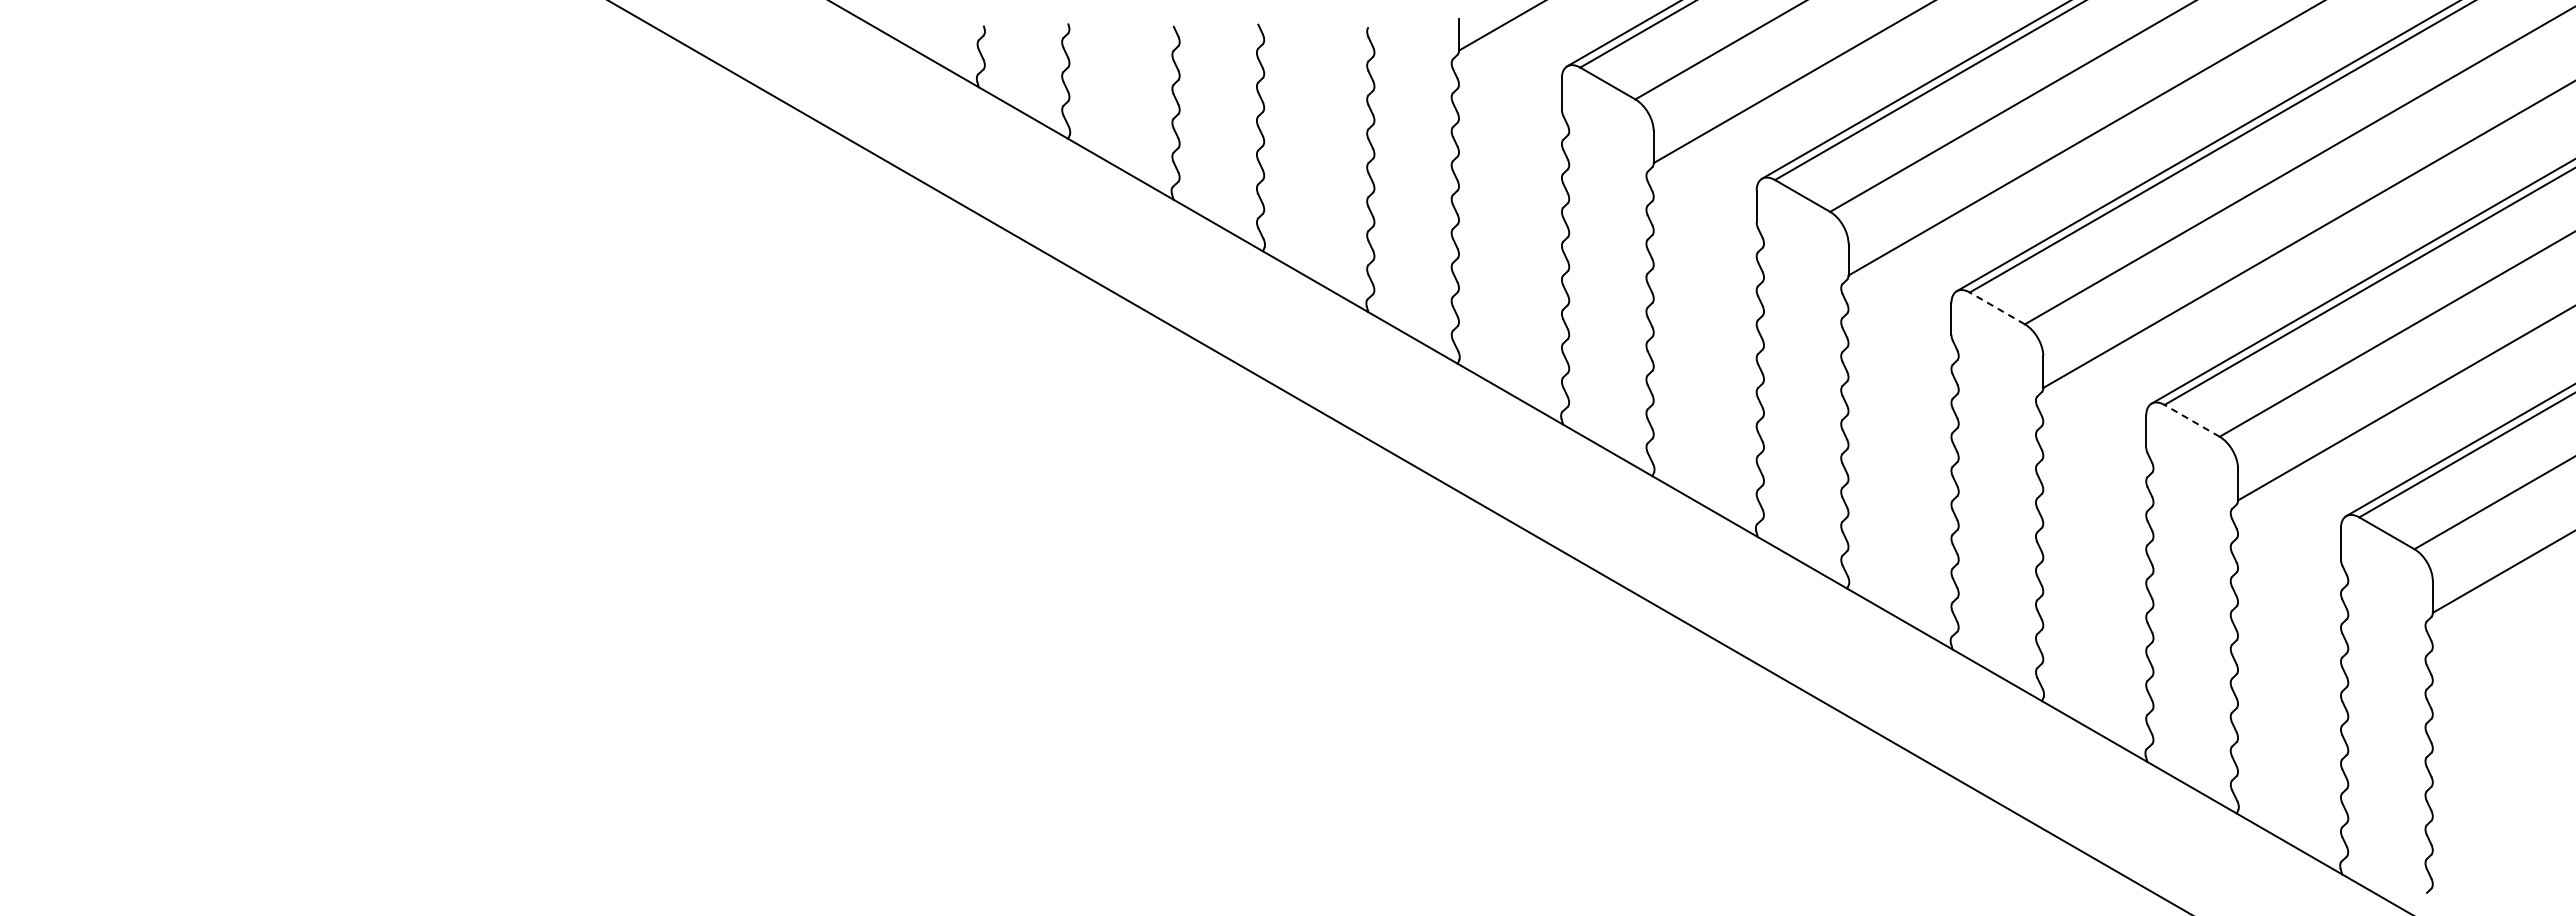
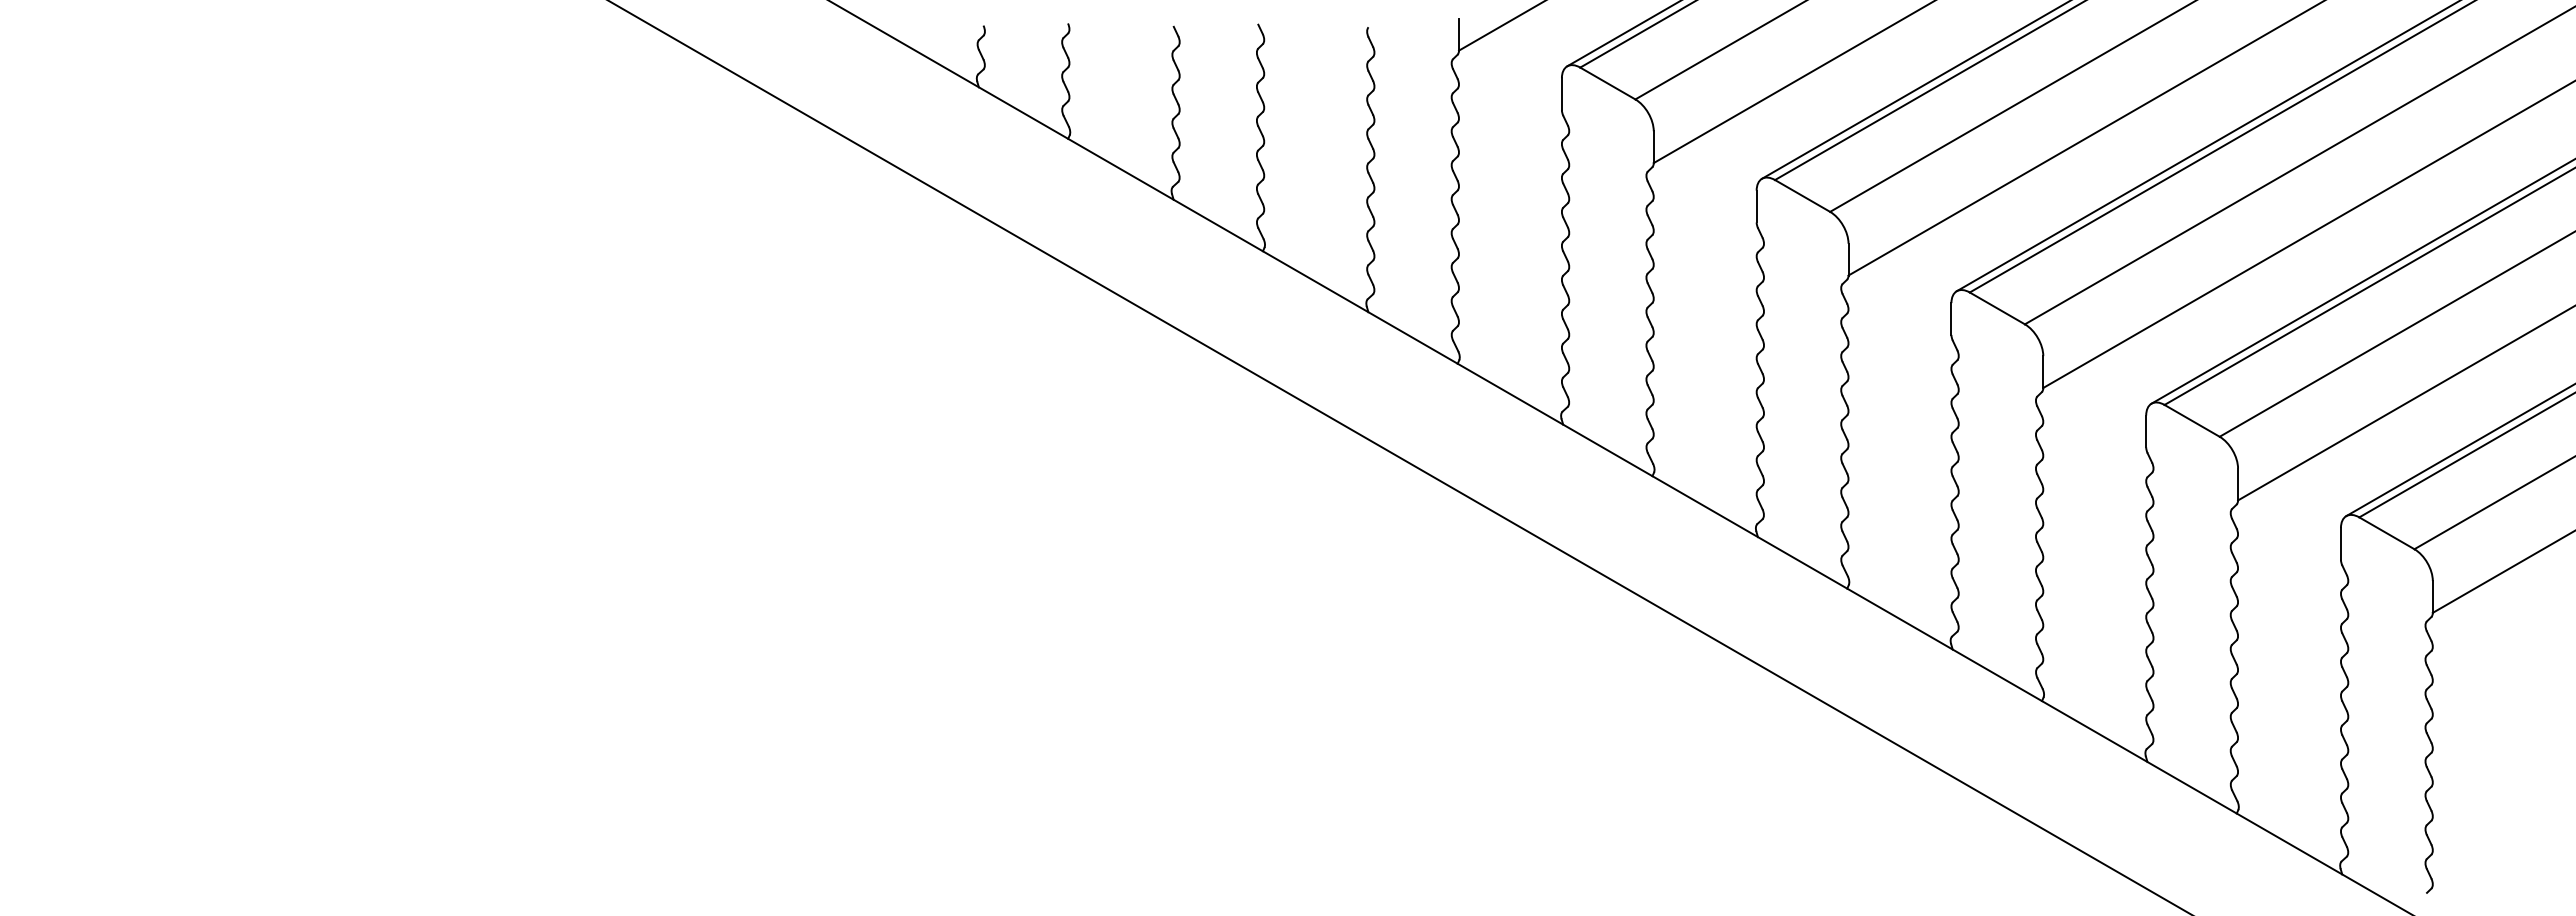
line: dashed -> solid (1997, 308)
line: dashed -> solid (2192, 420)
